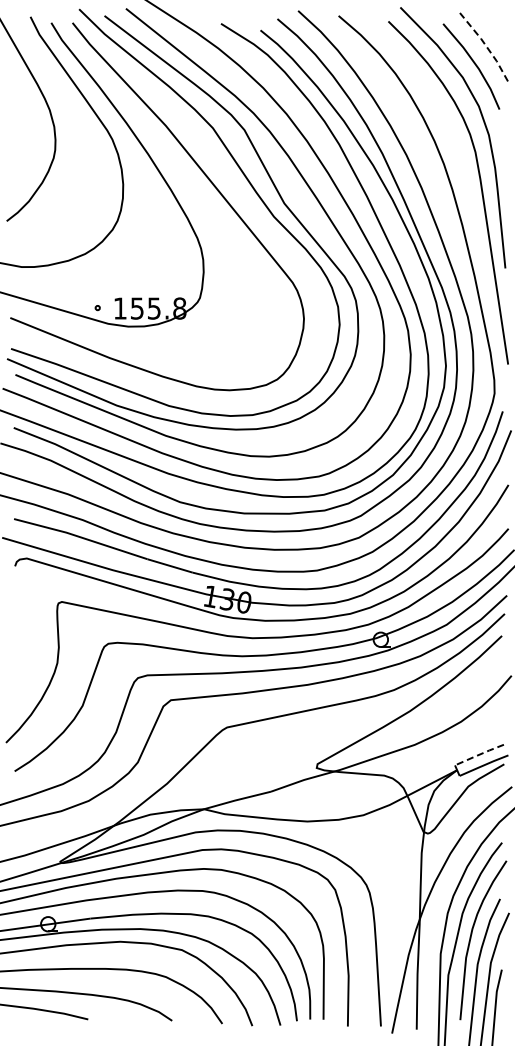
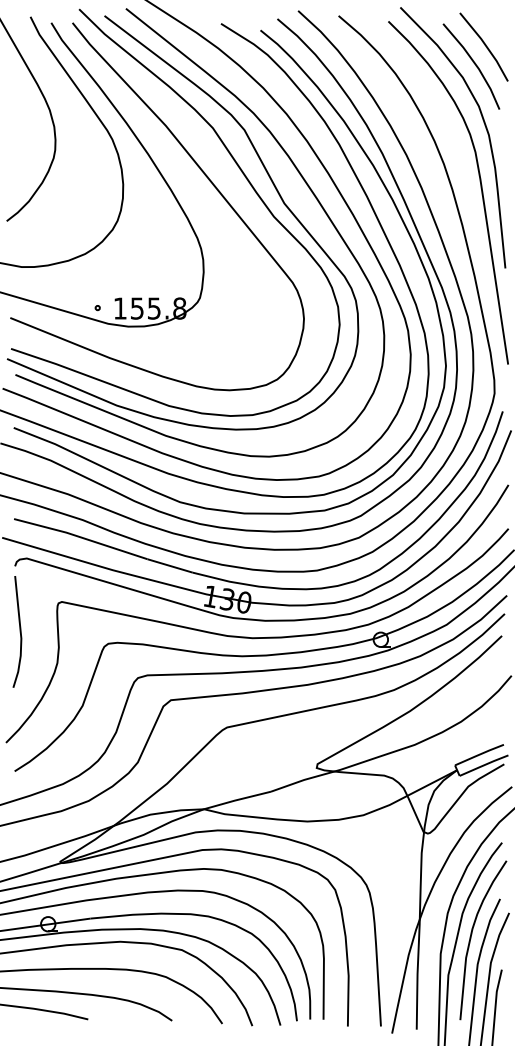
line: dashed -> solid (486, 46)
line: none -> present (19, 631)
line: dashed -> solid (479, 754)
